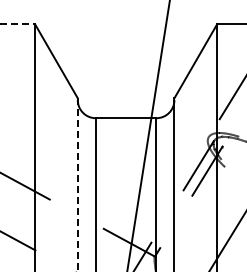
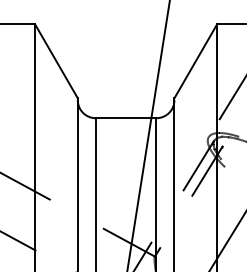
line: dashed -> solid (18, 24)
line: dashed -> solid (77, 185)
